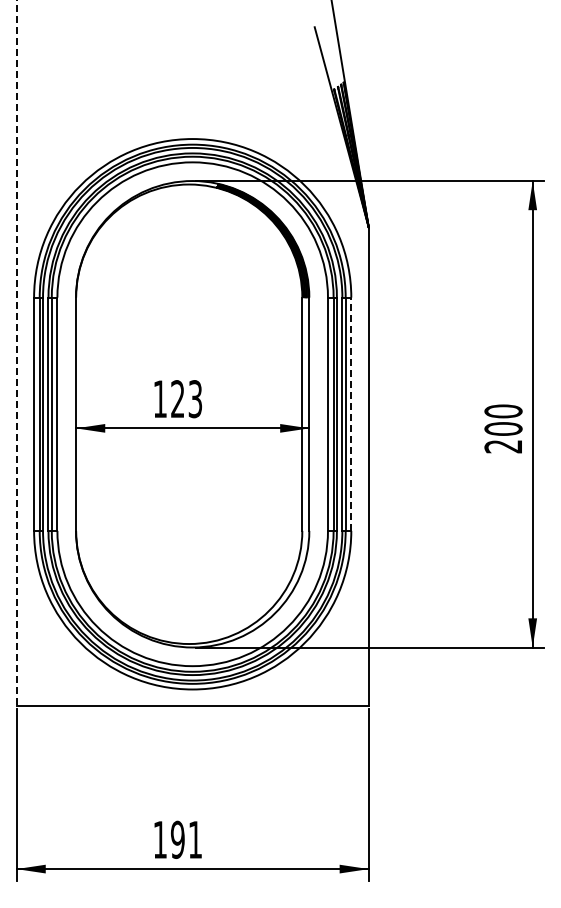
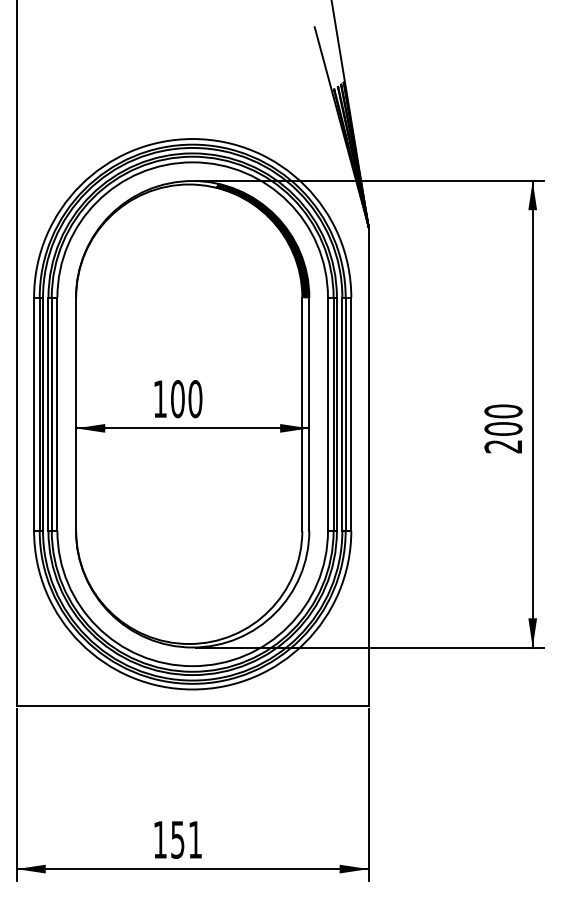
line: dashed -> solid (16, 353)
text: 123 -> 100 (186, 399)
line: dashed -> solid (351, 414)
text: 191 -> 151 (177, 839)
